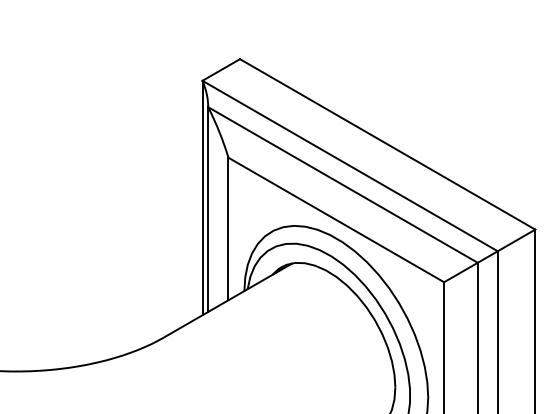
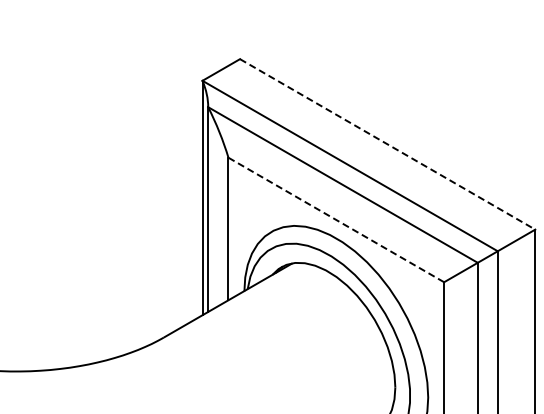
line: solid -> dashed (388, 144)
line: solid -> dashed (336, 219)
